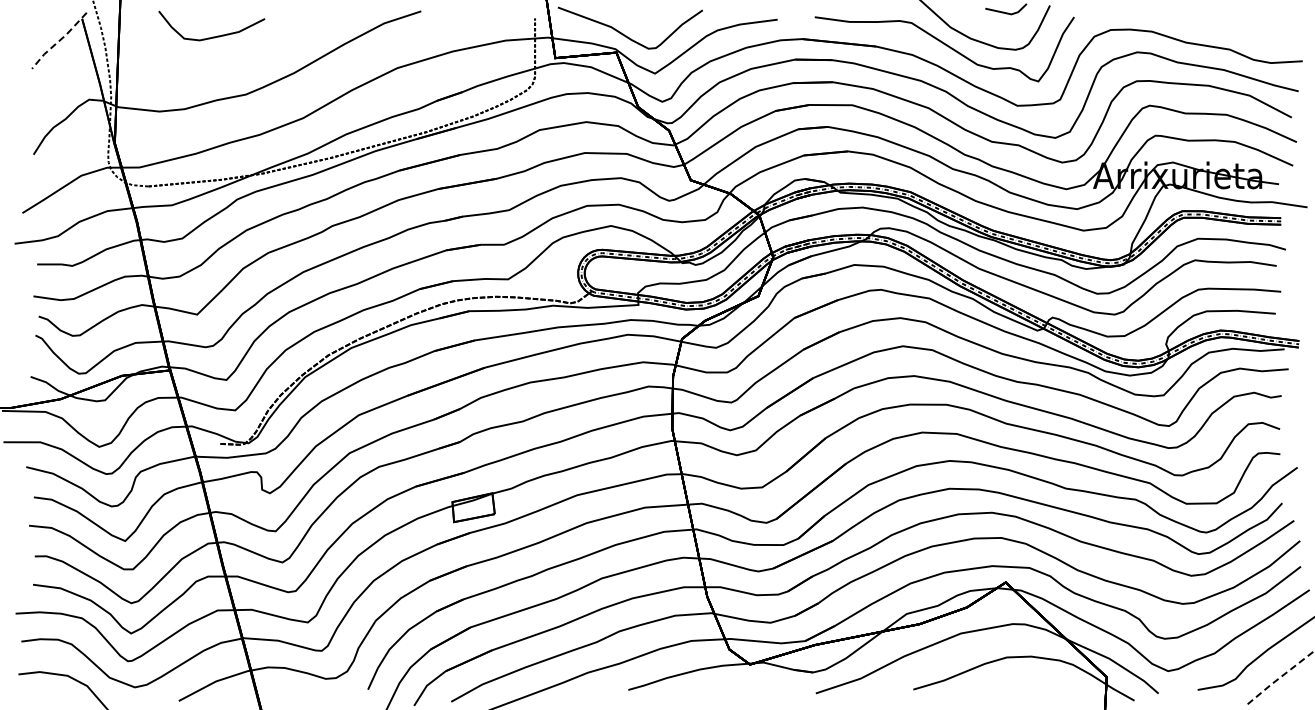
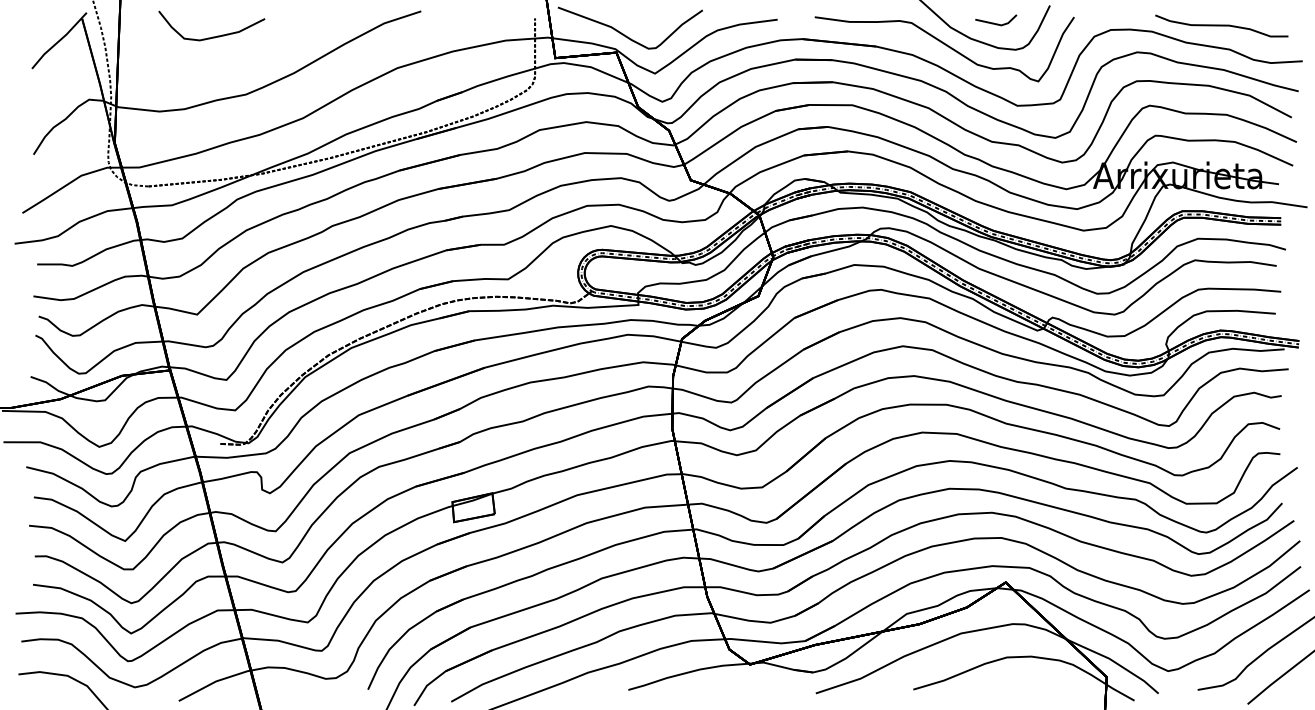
line position: (1004, 11) -> (994, 22) (994, 22)
curve: none -> present (1221, 25)
line: dashed -> solid (59, 41)
line: dashed -> solid (1280, 677)
